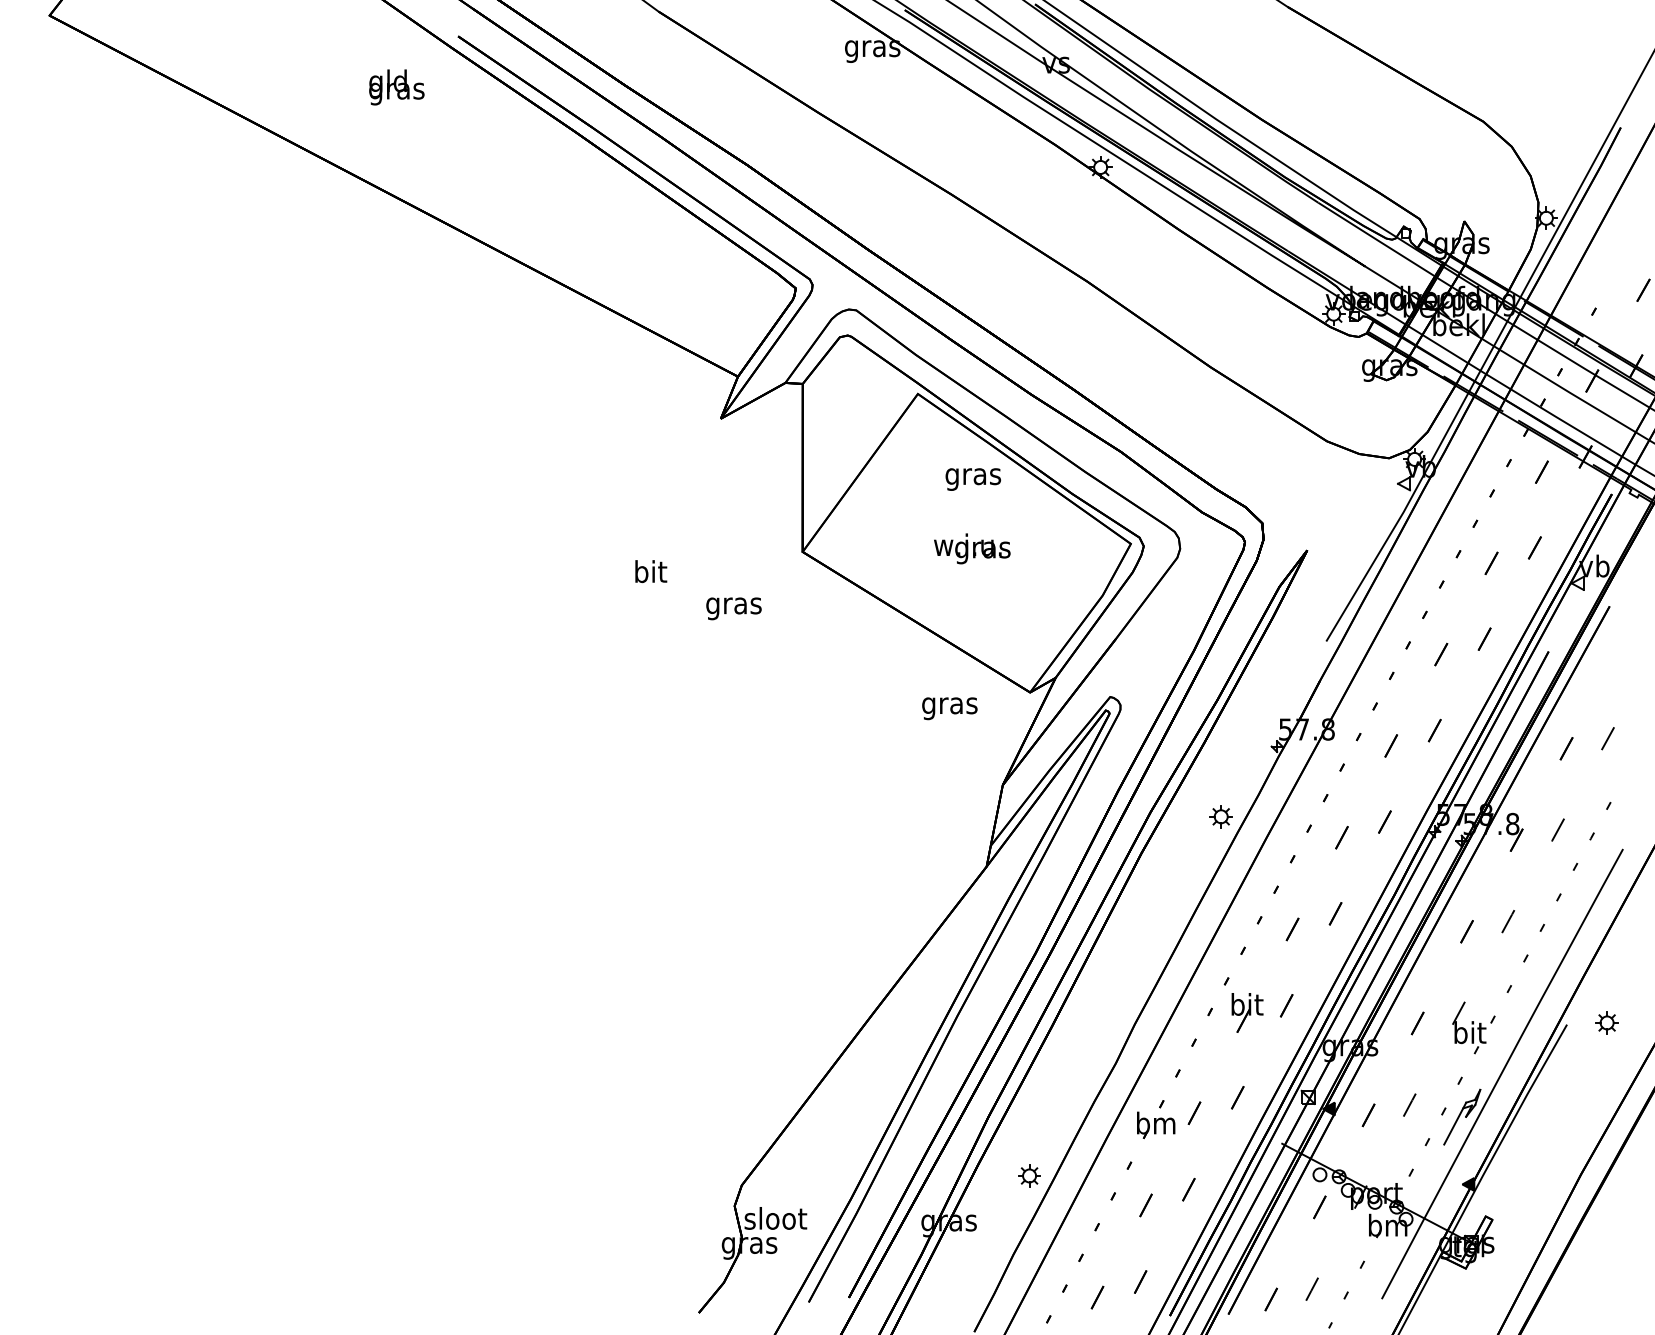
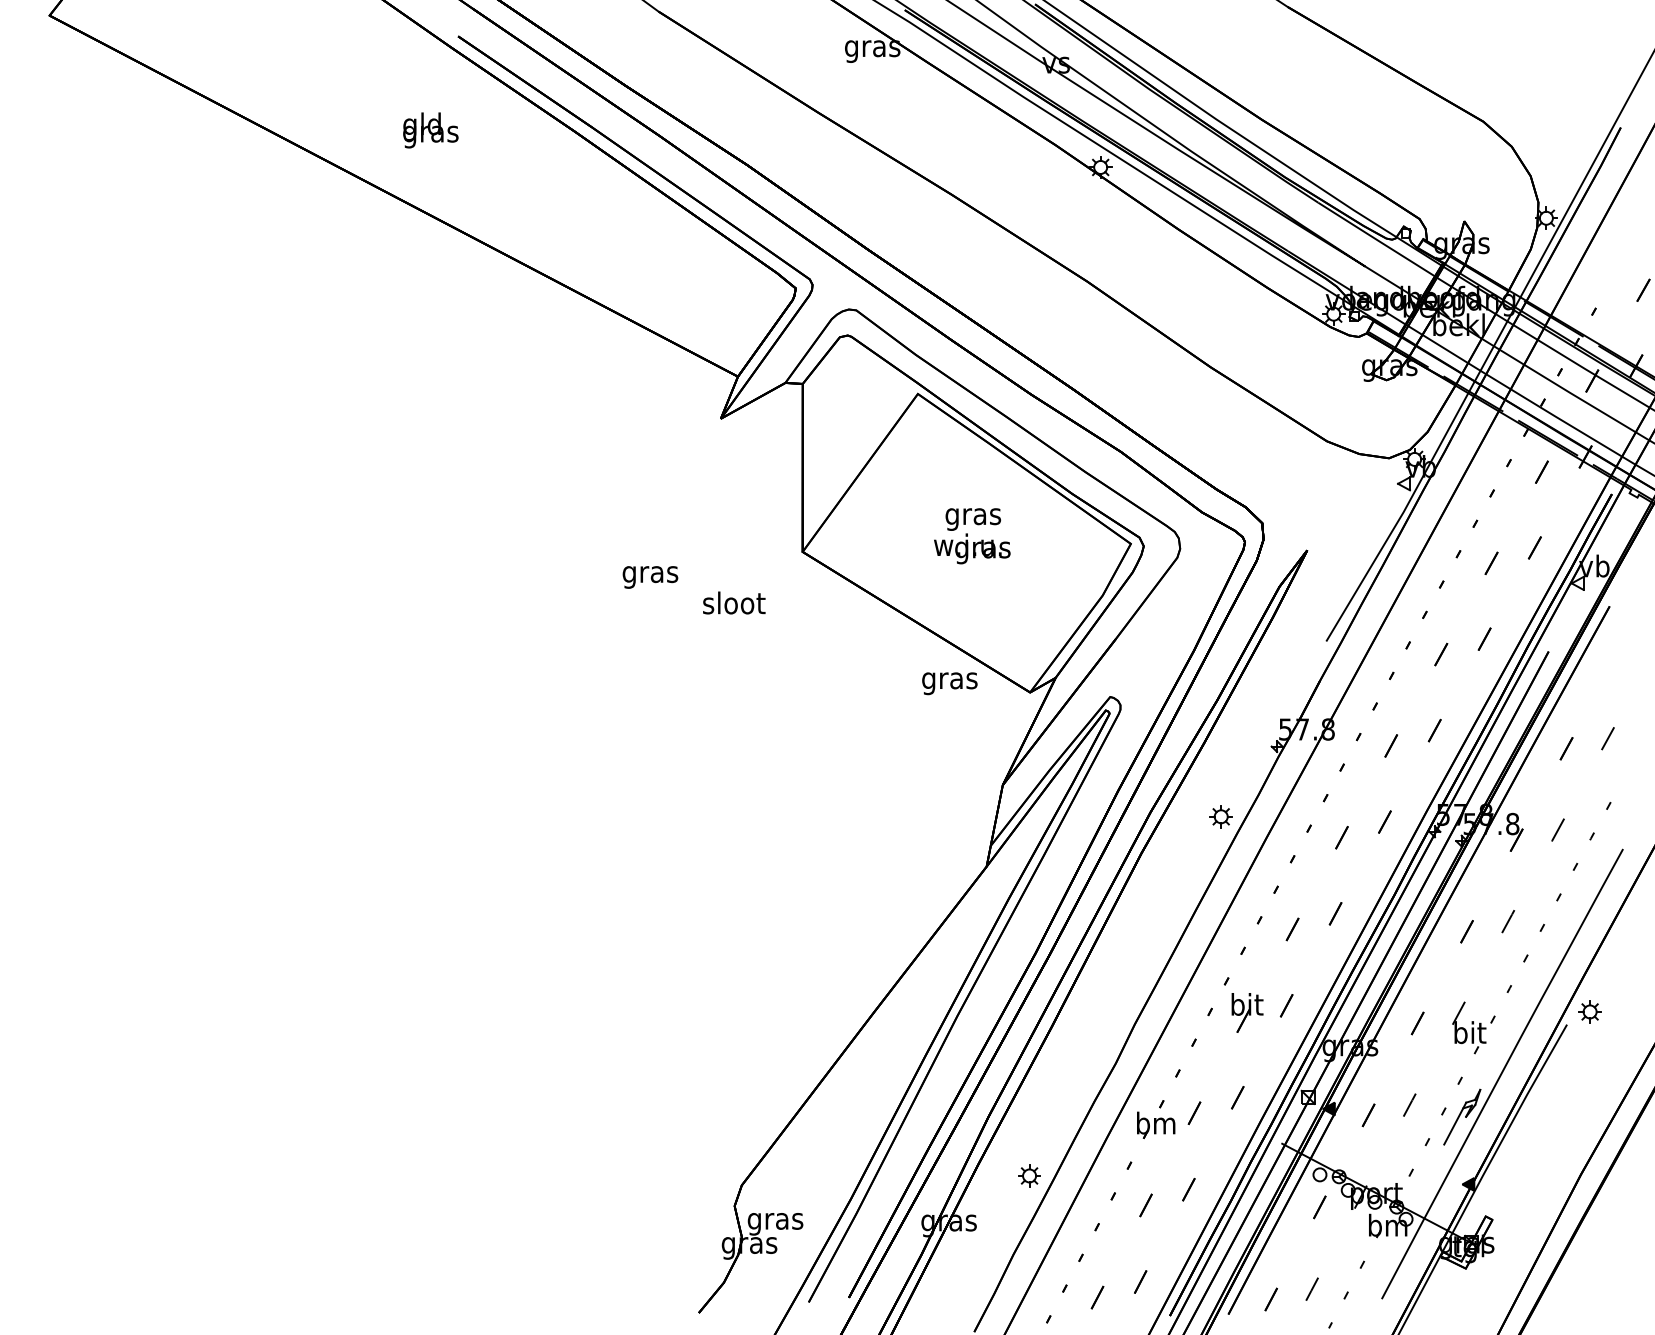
text position: (396, 87) -> (430, 130) (430, 130)
text position: (973, 479) -> (973, 519) (973, 519)
text: bit -> gras (650, 574)
text: gras -> sloot (734, 605)
text position: (949, 708) -> (949, 683) (949, 683)
part position: (1606, 1022) -> (1589, 1011) (1589, 1011)
text: sloot -> gras (775, 1221)
